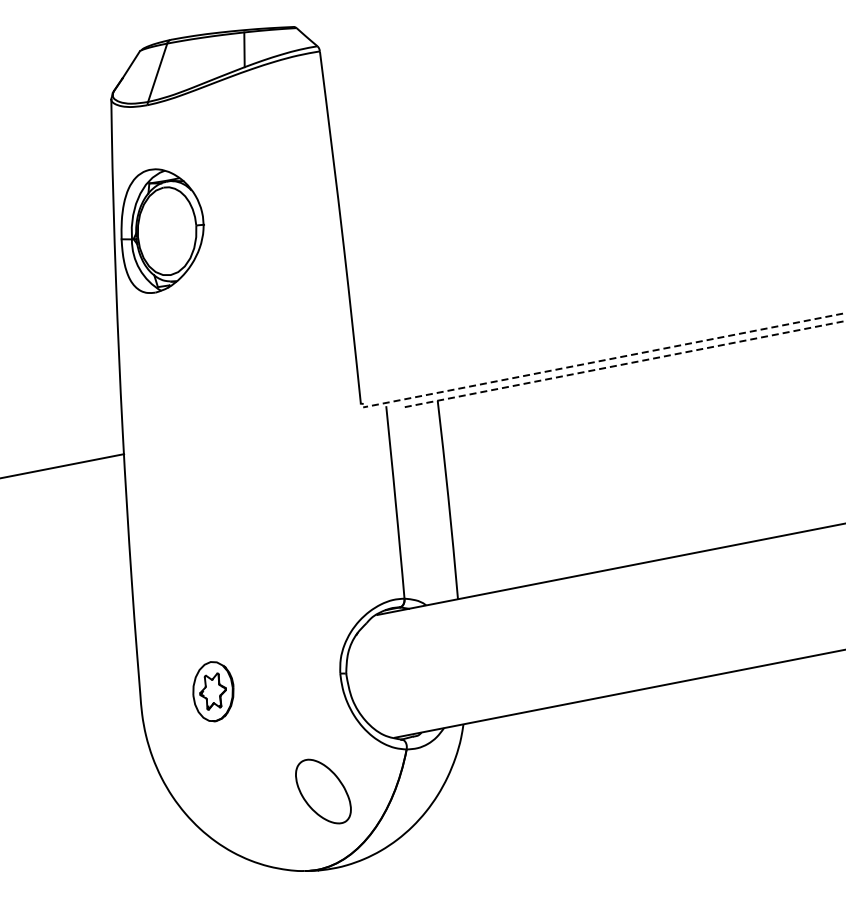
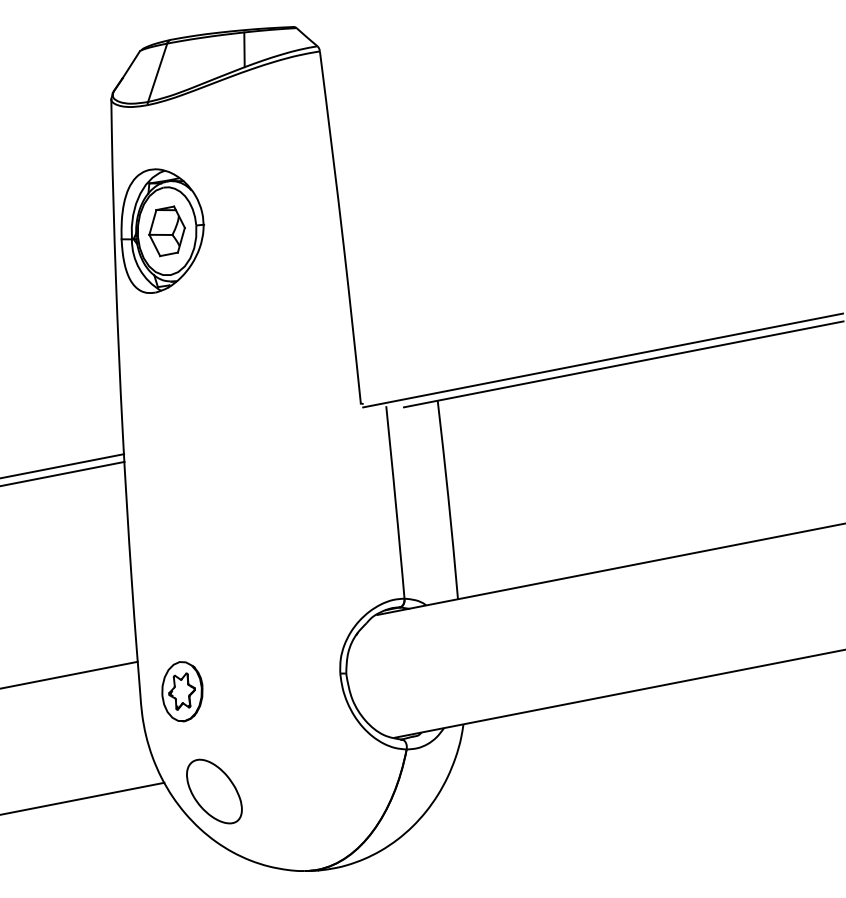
part: none -> present (166, 231)
line: dashed -> solid (602, 360)
line: dashed -> solid (623, 364)
line: none -> present (63, 473)
line: none -> present (69, 674)
part position: (213, 691) -> (182, 691) (182, 691)
part position: (323, 791) -> (214, 791) (214, 791)
line: none -> present (83, 798)
